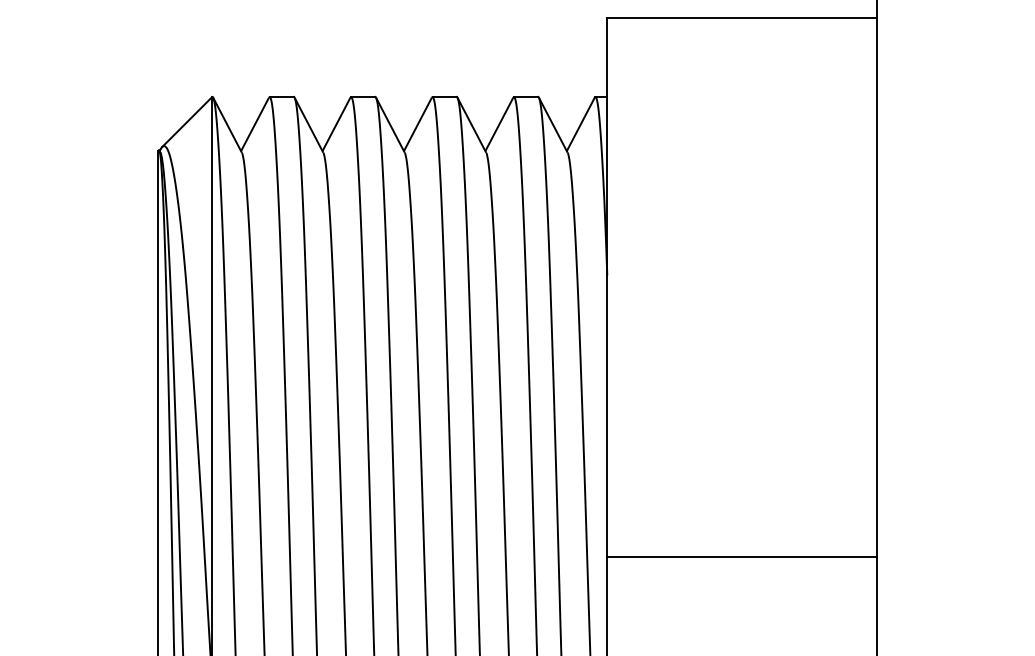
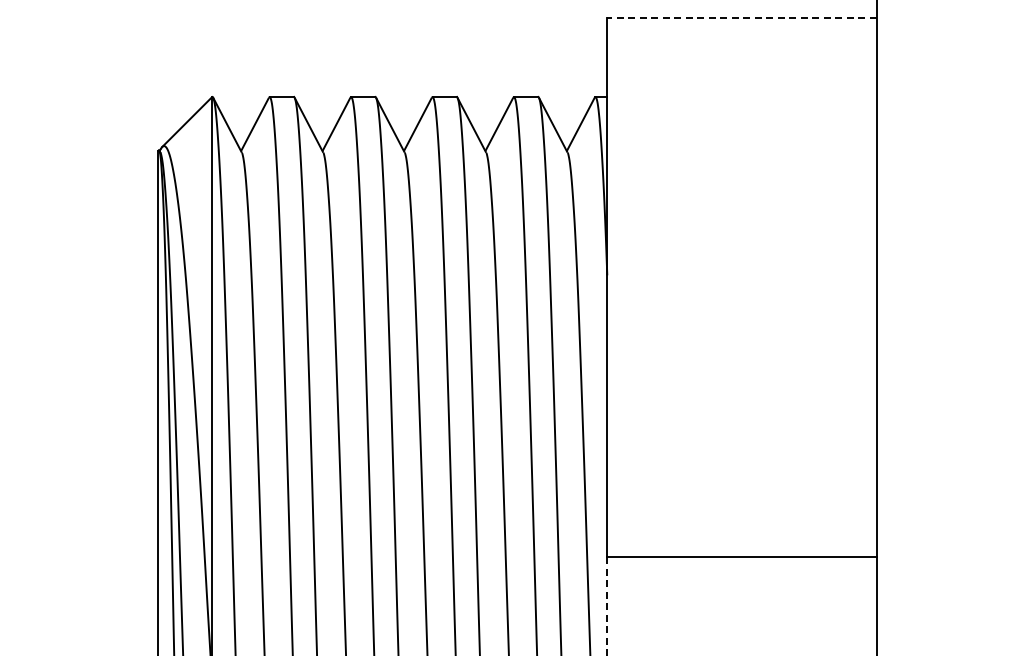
line: solid -> dashed (741, 18)
line: solid -> dashed (607, 606)
